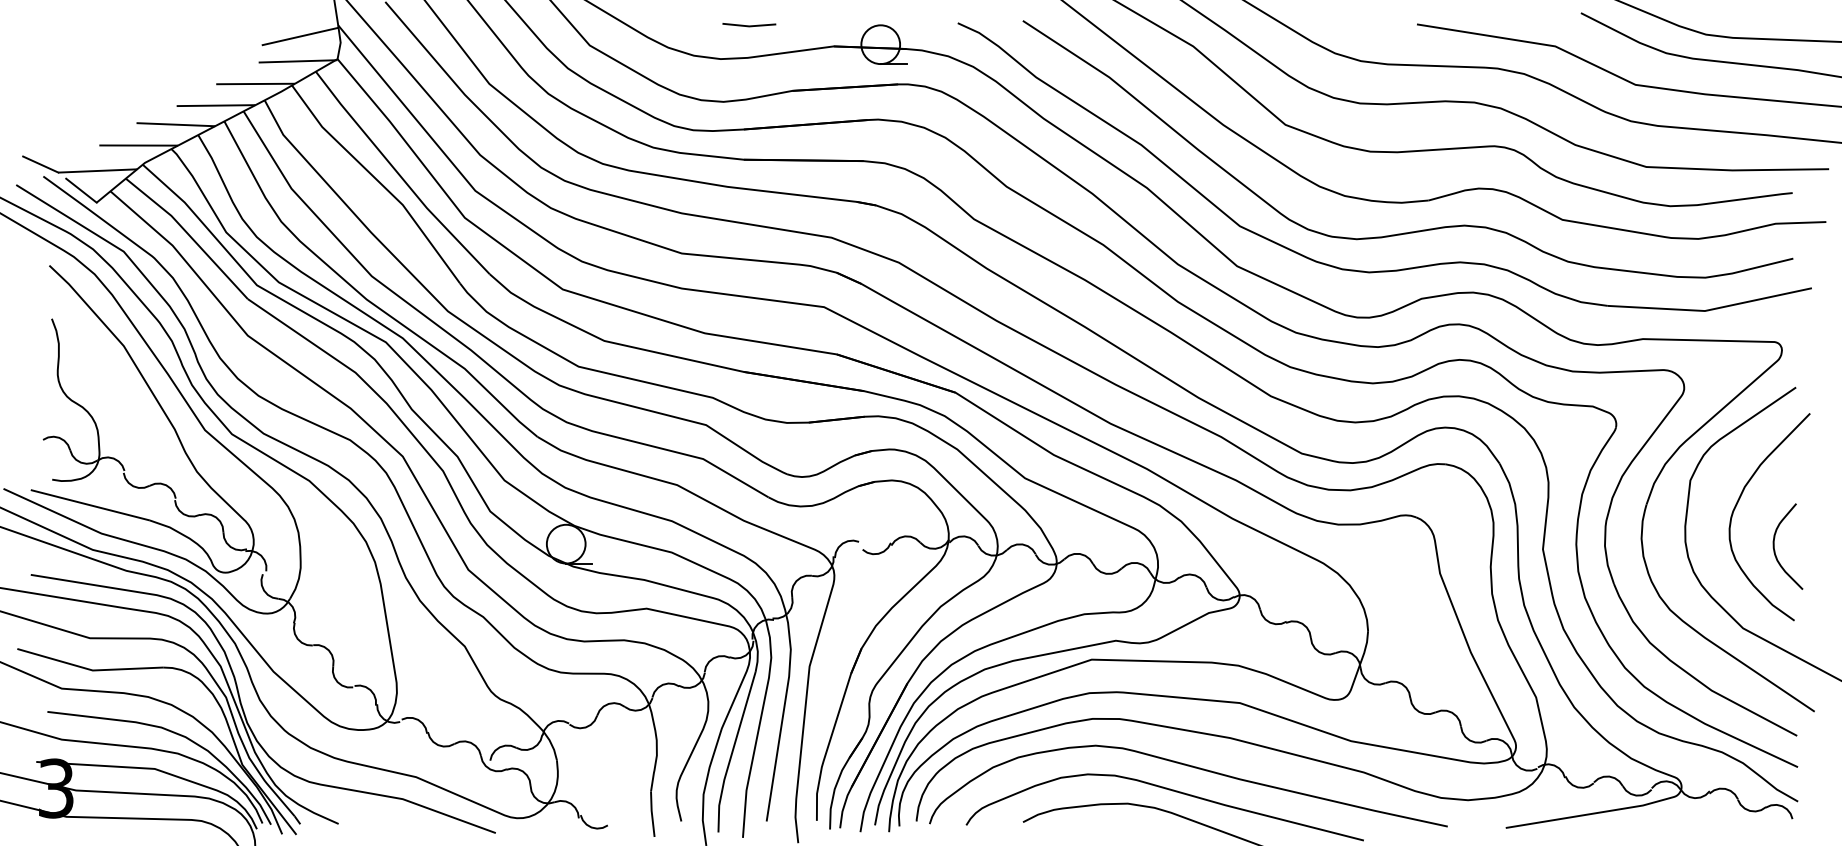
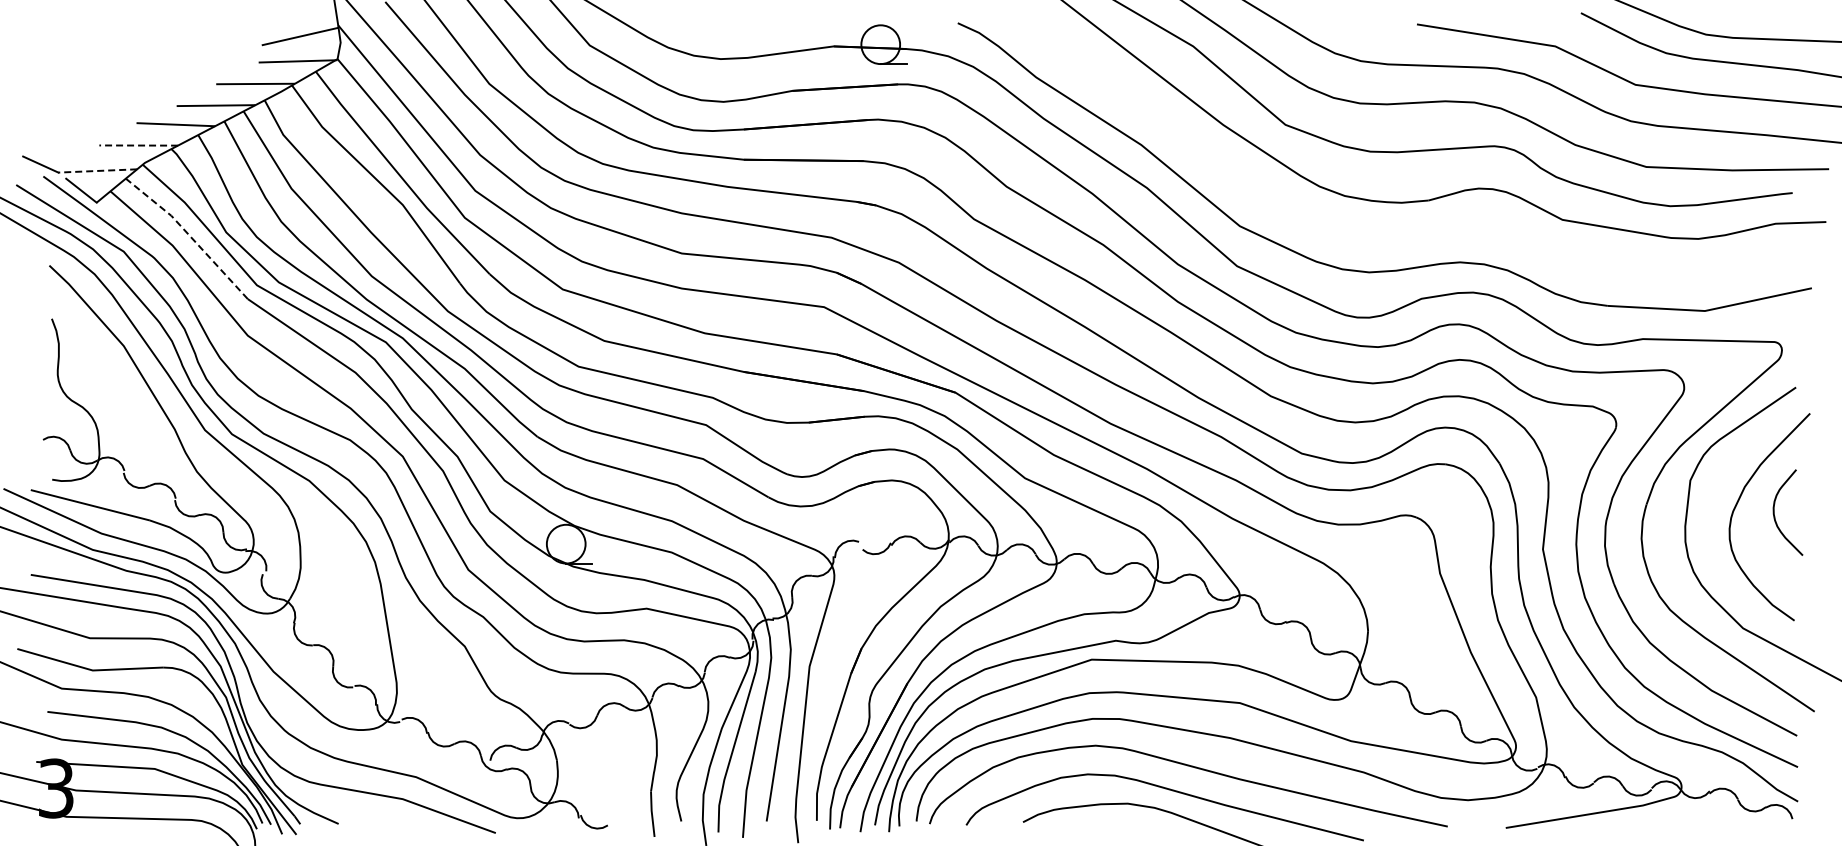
line: present -> none (749, 25)
line: solid -> dashed (138, 145)
line: solid -> dashed (97, 170)
curve: present -> none (1422, 229)
line: solid -> dashed (189, 235)
curve position: (1775, 550) -> (1775, 516) (1775, 516)
